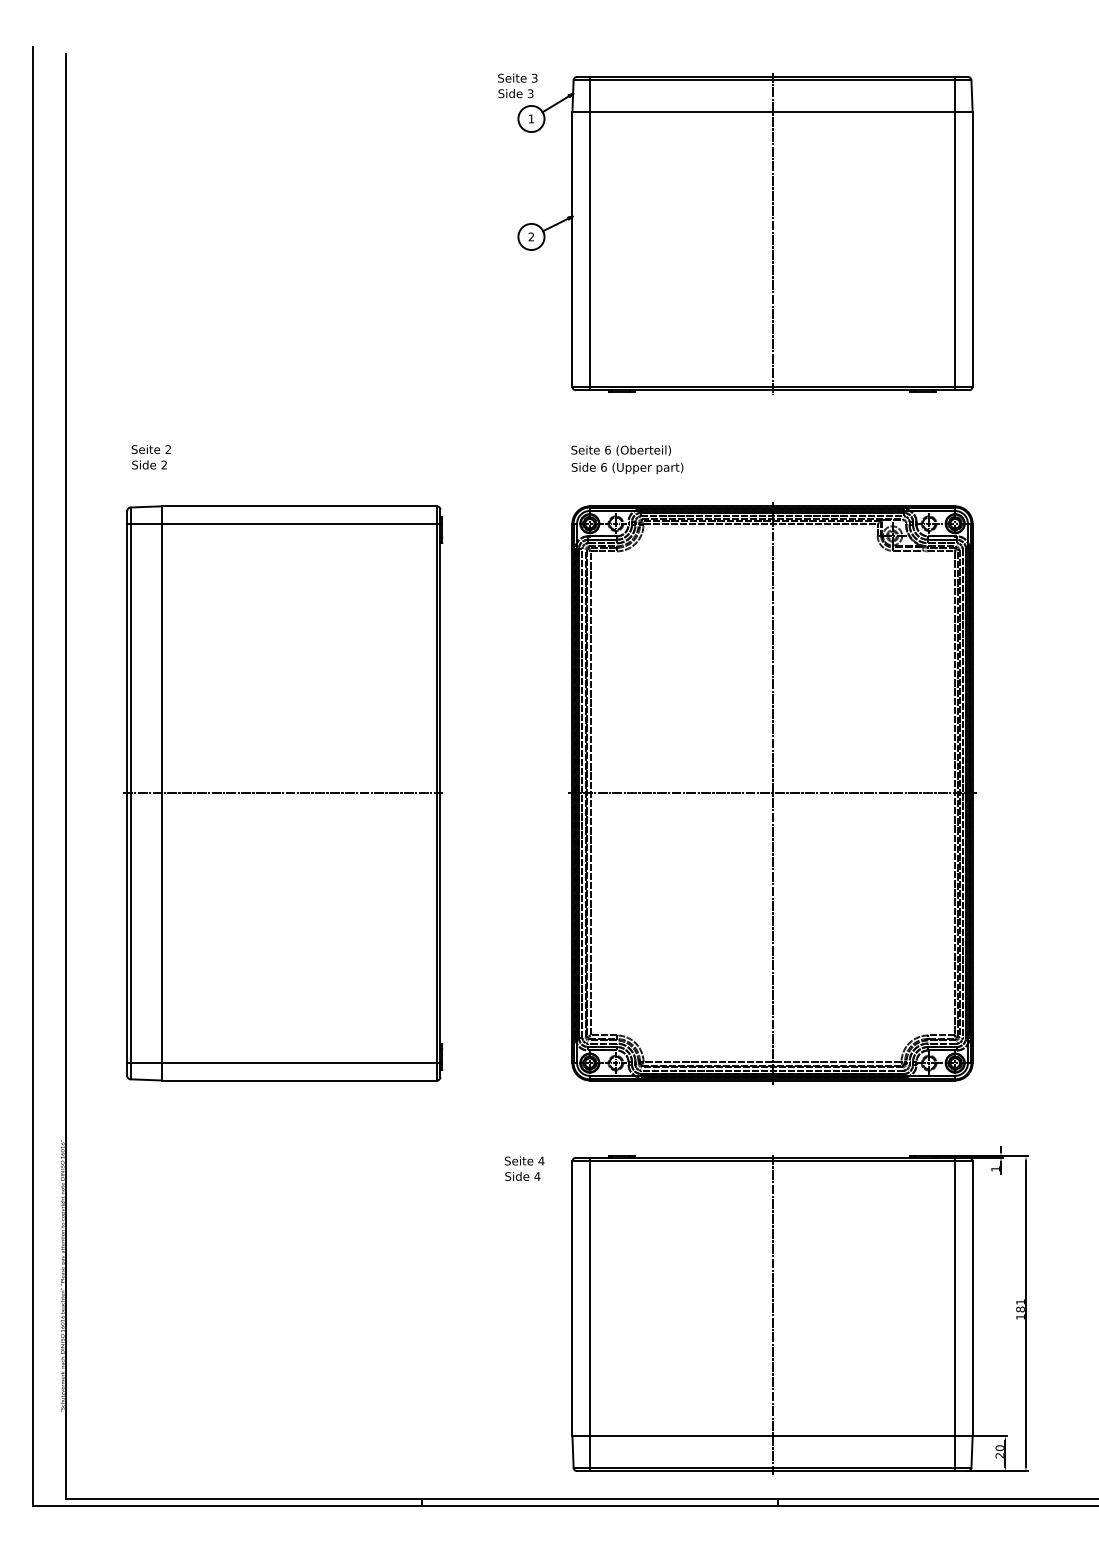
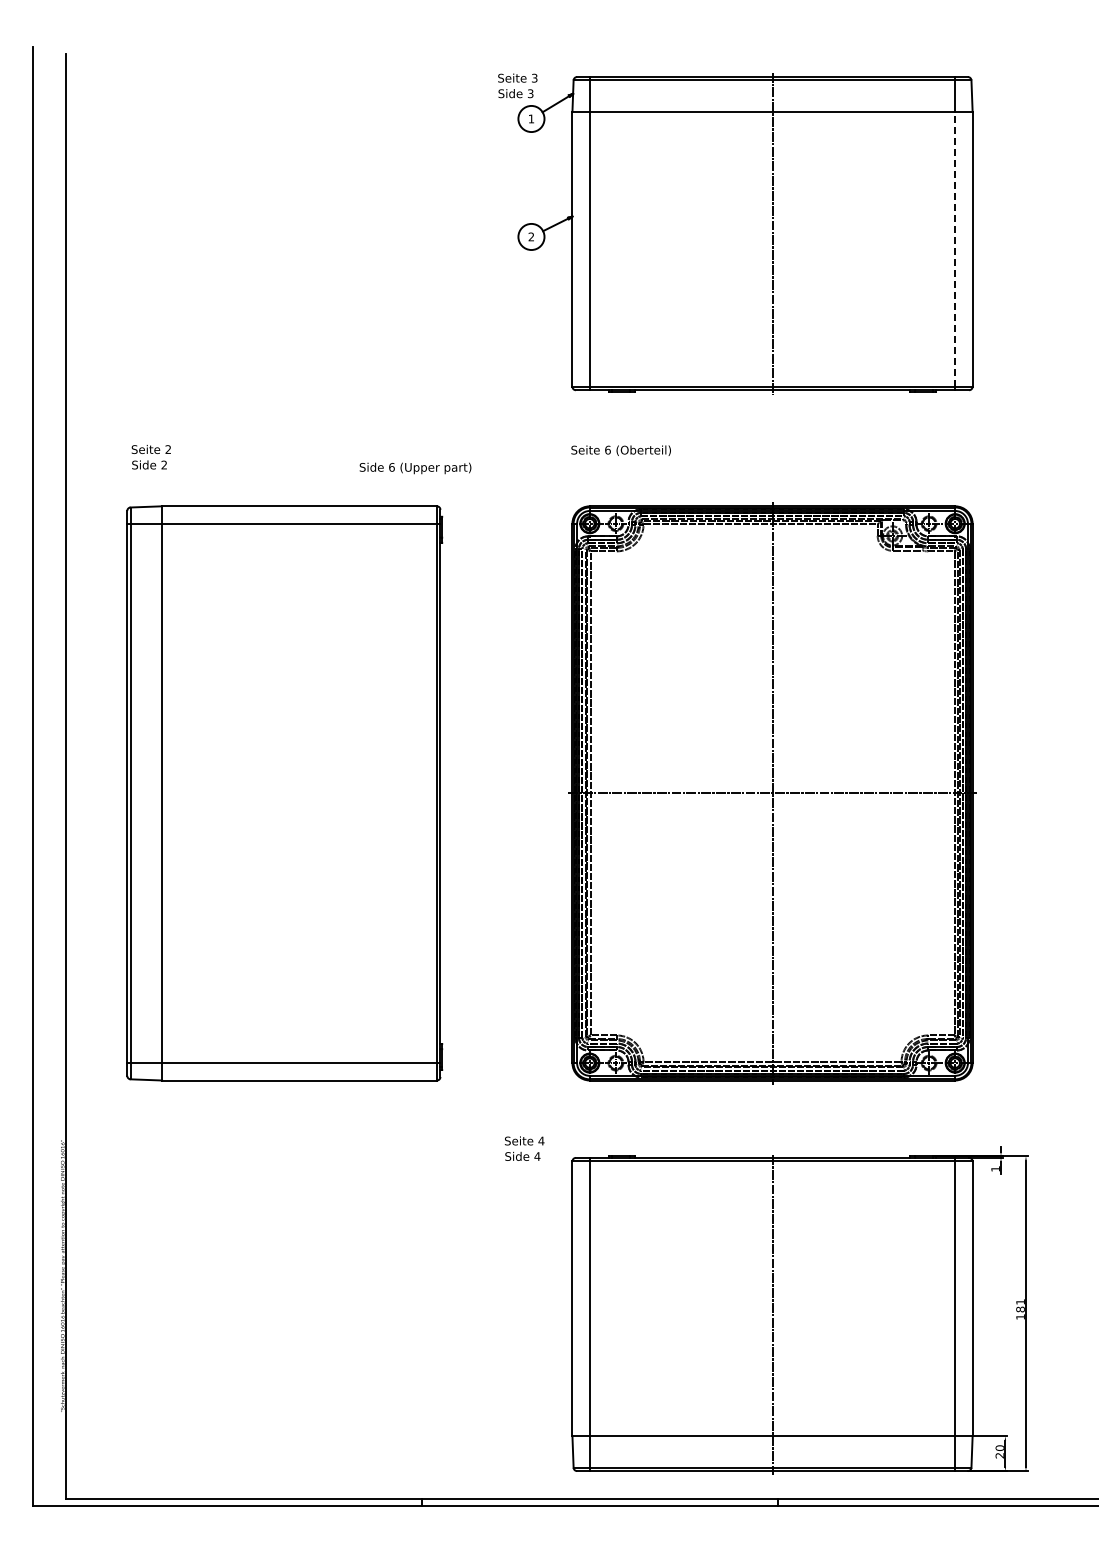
line: solid -> dashed (955, 248)
text position: (627, 468) -> (415, 468) (415, 468)
line: present -> none (283, 793)
text position: (524, 1168) -> (524, 1148) (524, 1148)
